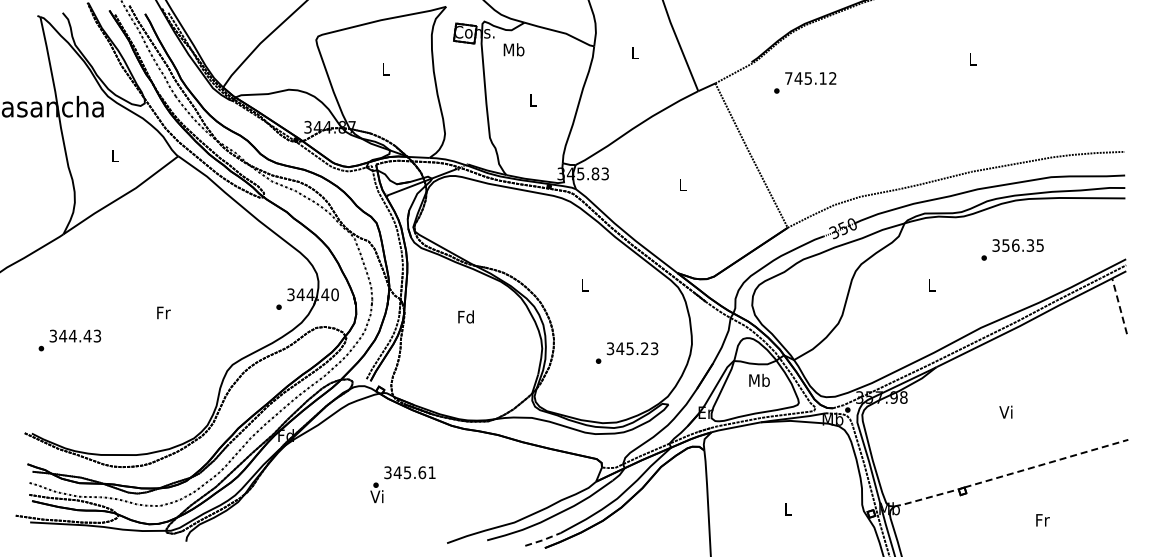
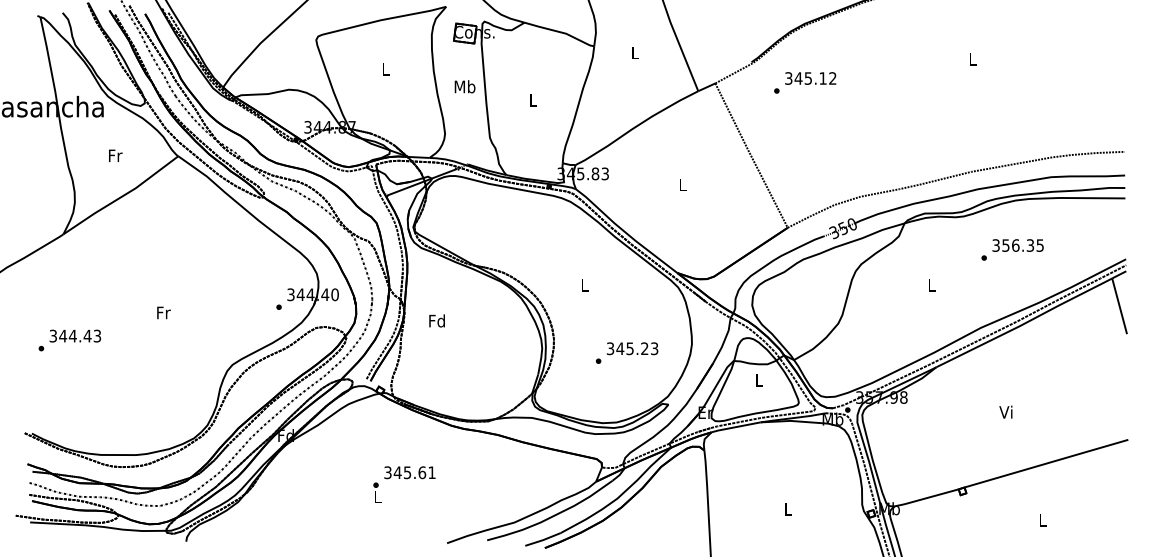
text position: (513, 49) -> (464, 86) (464, 86)
text: 745.12 -> 345.12 (788, 78)
text: L -> Fr (115, 155)
line: dashed -> solid (1119, 306)
text position: (465, 316) -> (436, 320) (436, 320)
text: Mb -> L (759, 379)
line: dashed -> solid (1046, 463)
text: Vi -> L (376, 496)
line: dashed -> solid (926, 498)
text: Fr -> L (1042, 520)
line: dashed -> solid (543, 540)
